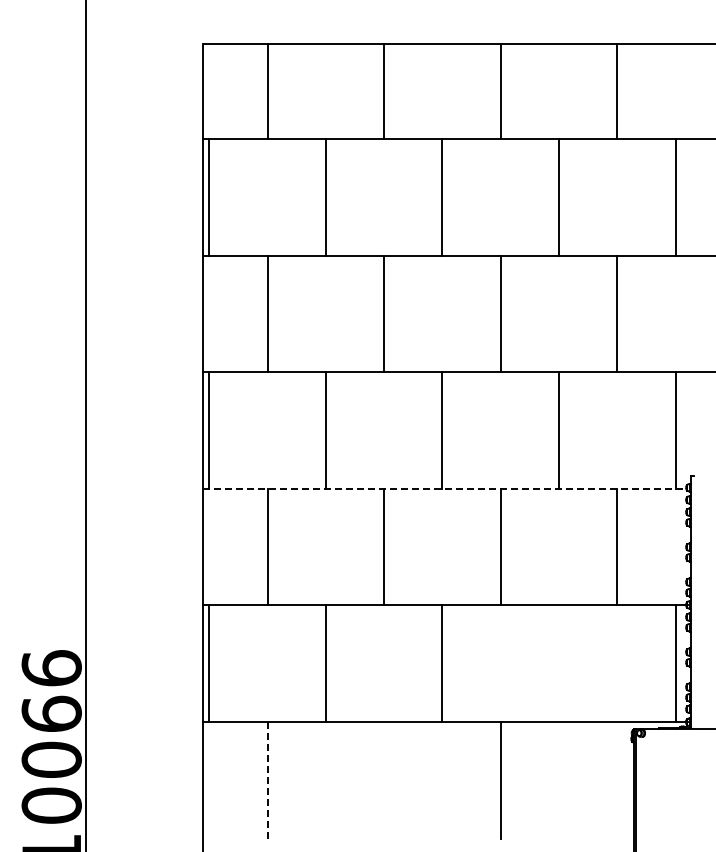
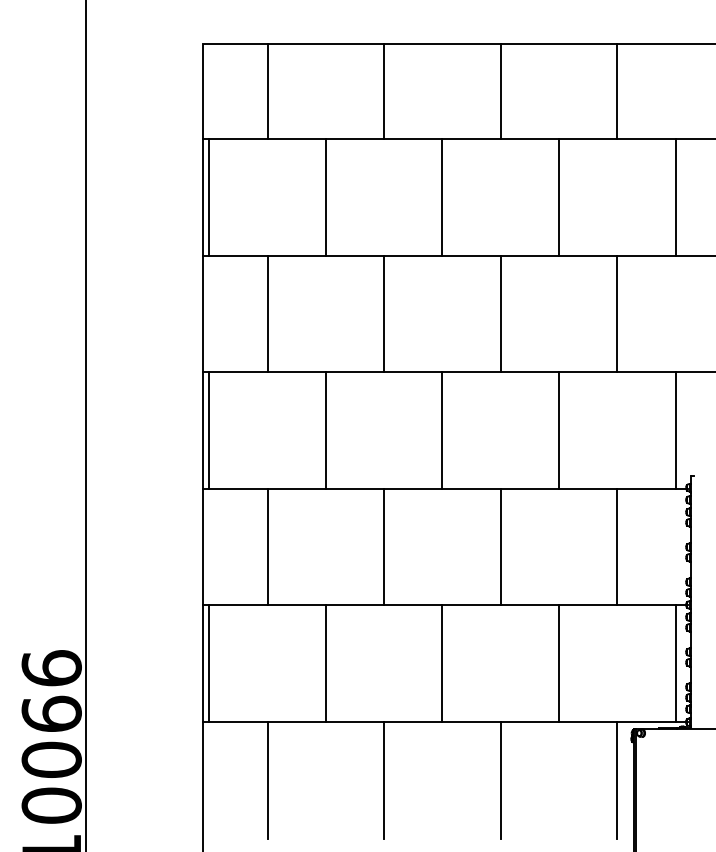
line: dashed -> solid (445, 488)
line: none -> present (559, 663)
line: dashed -> solid (267, 780)
line: none -> present (384, 780)
line: none -> present (617, 780)
